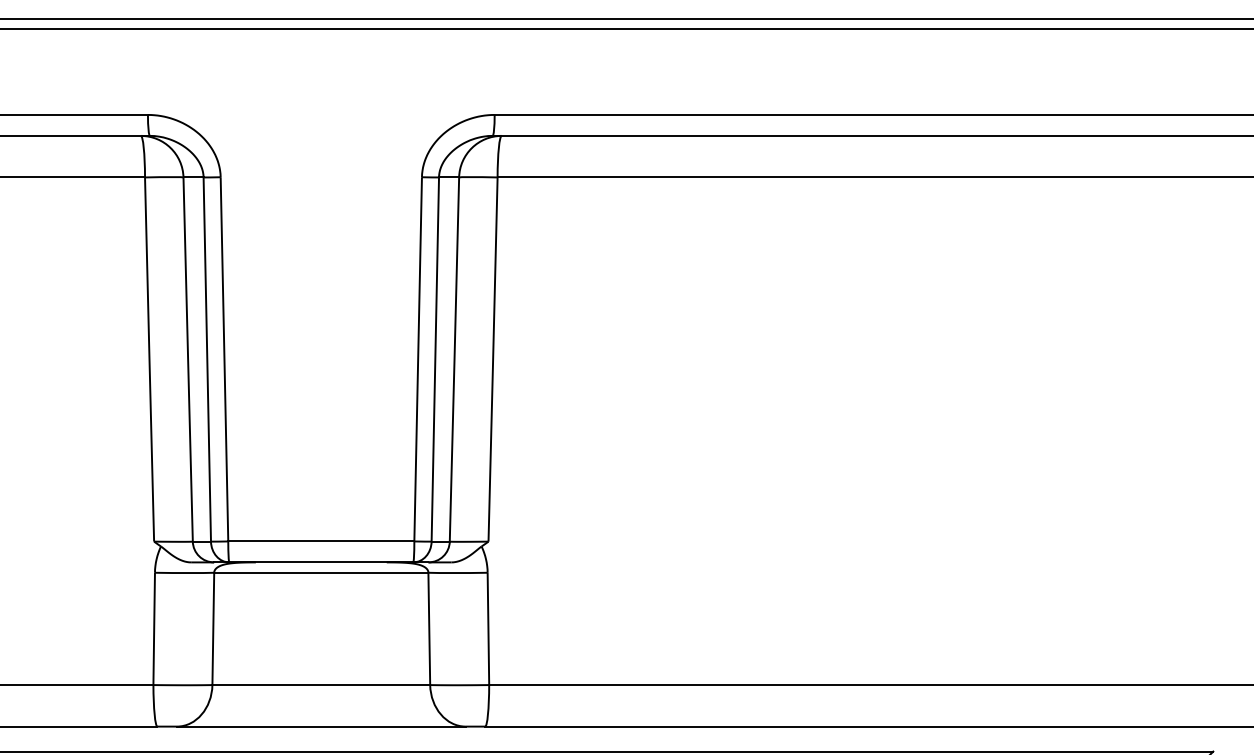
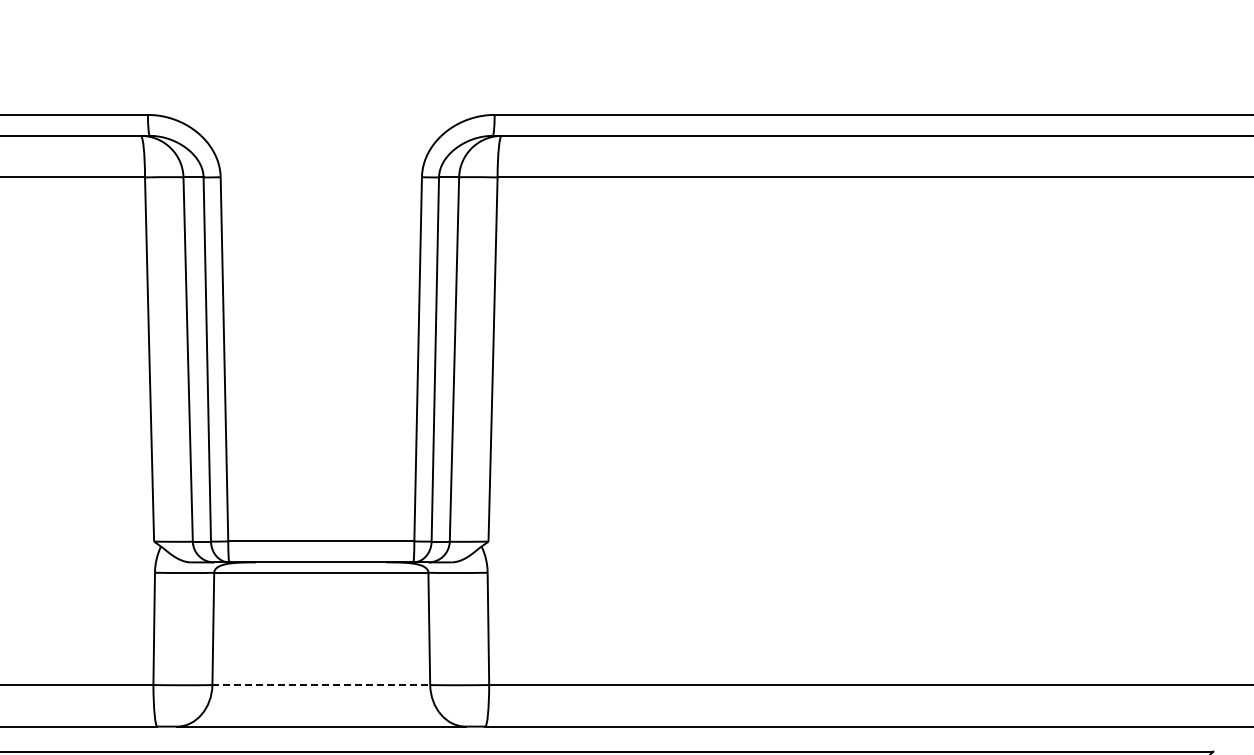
line: present -> none (626, 18)
line: present -> none (626, 29)
line: solid -> dashed (321, 685)
